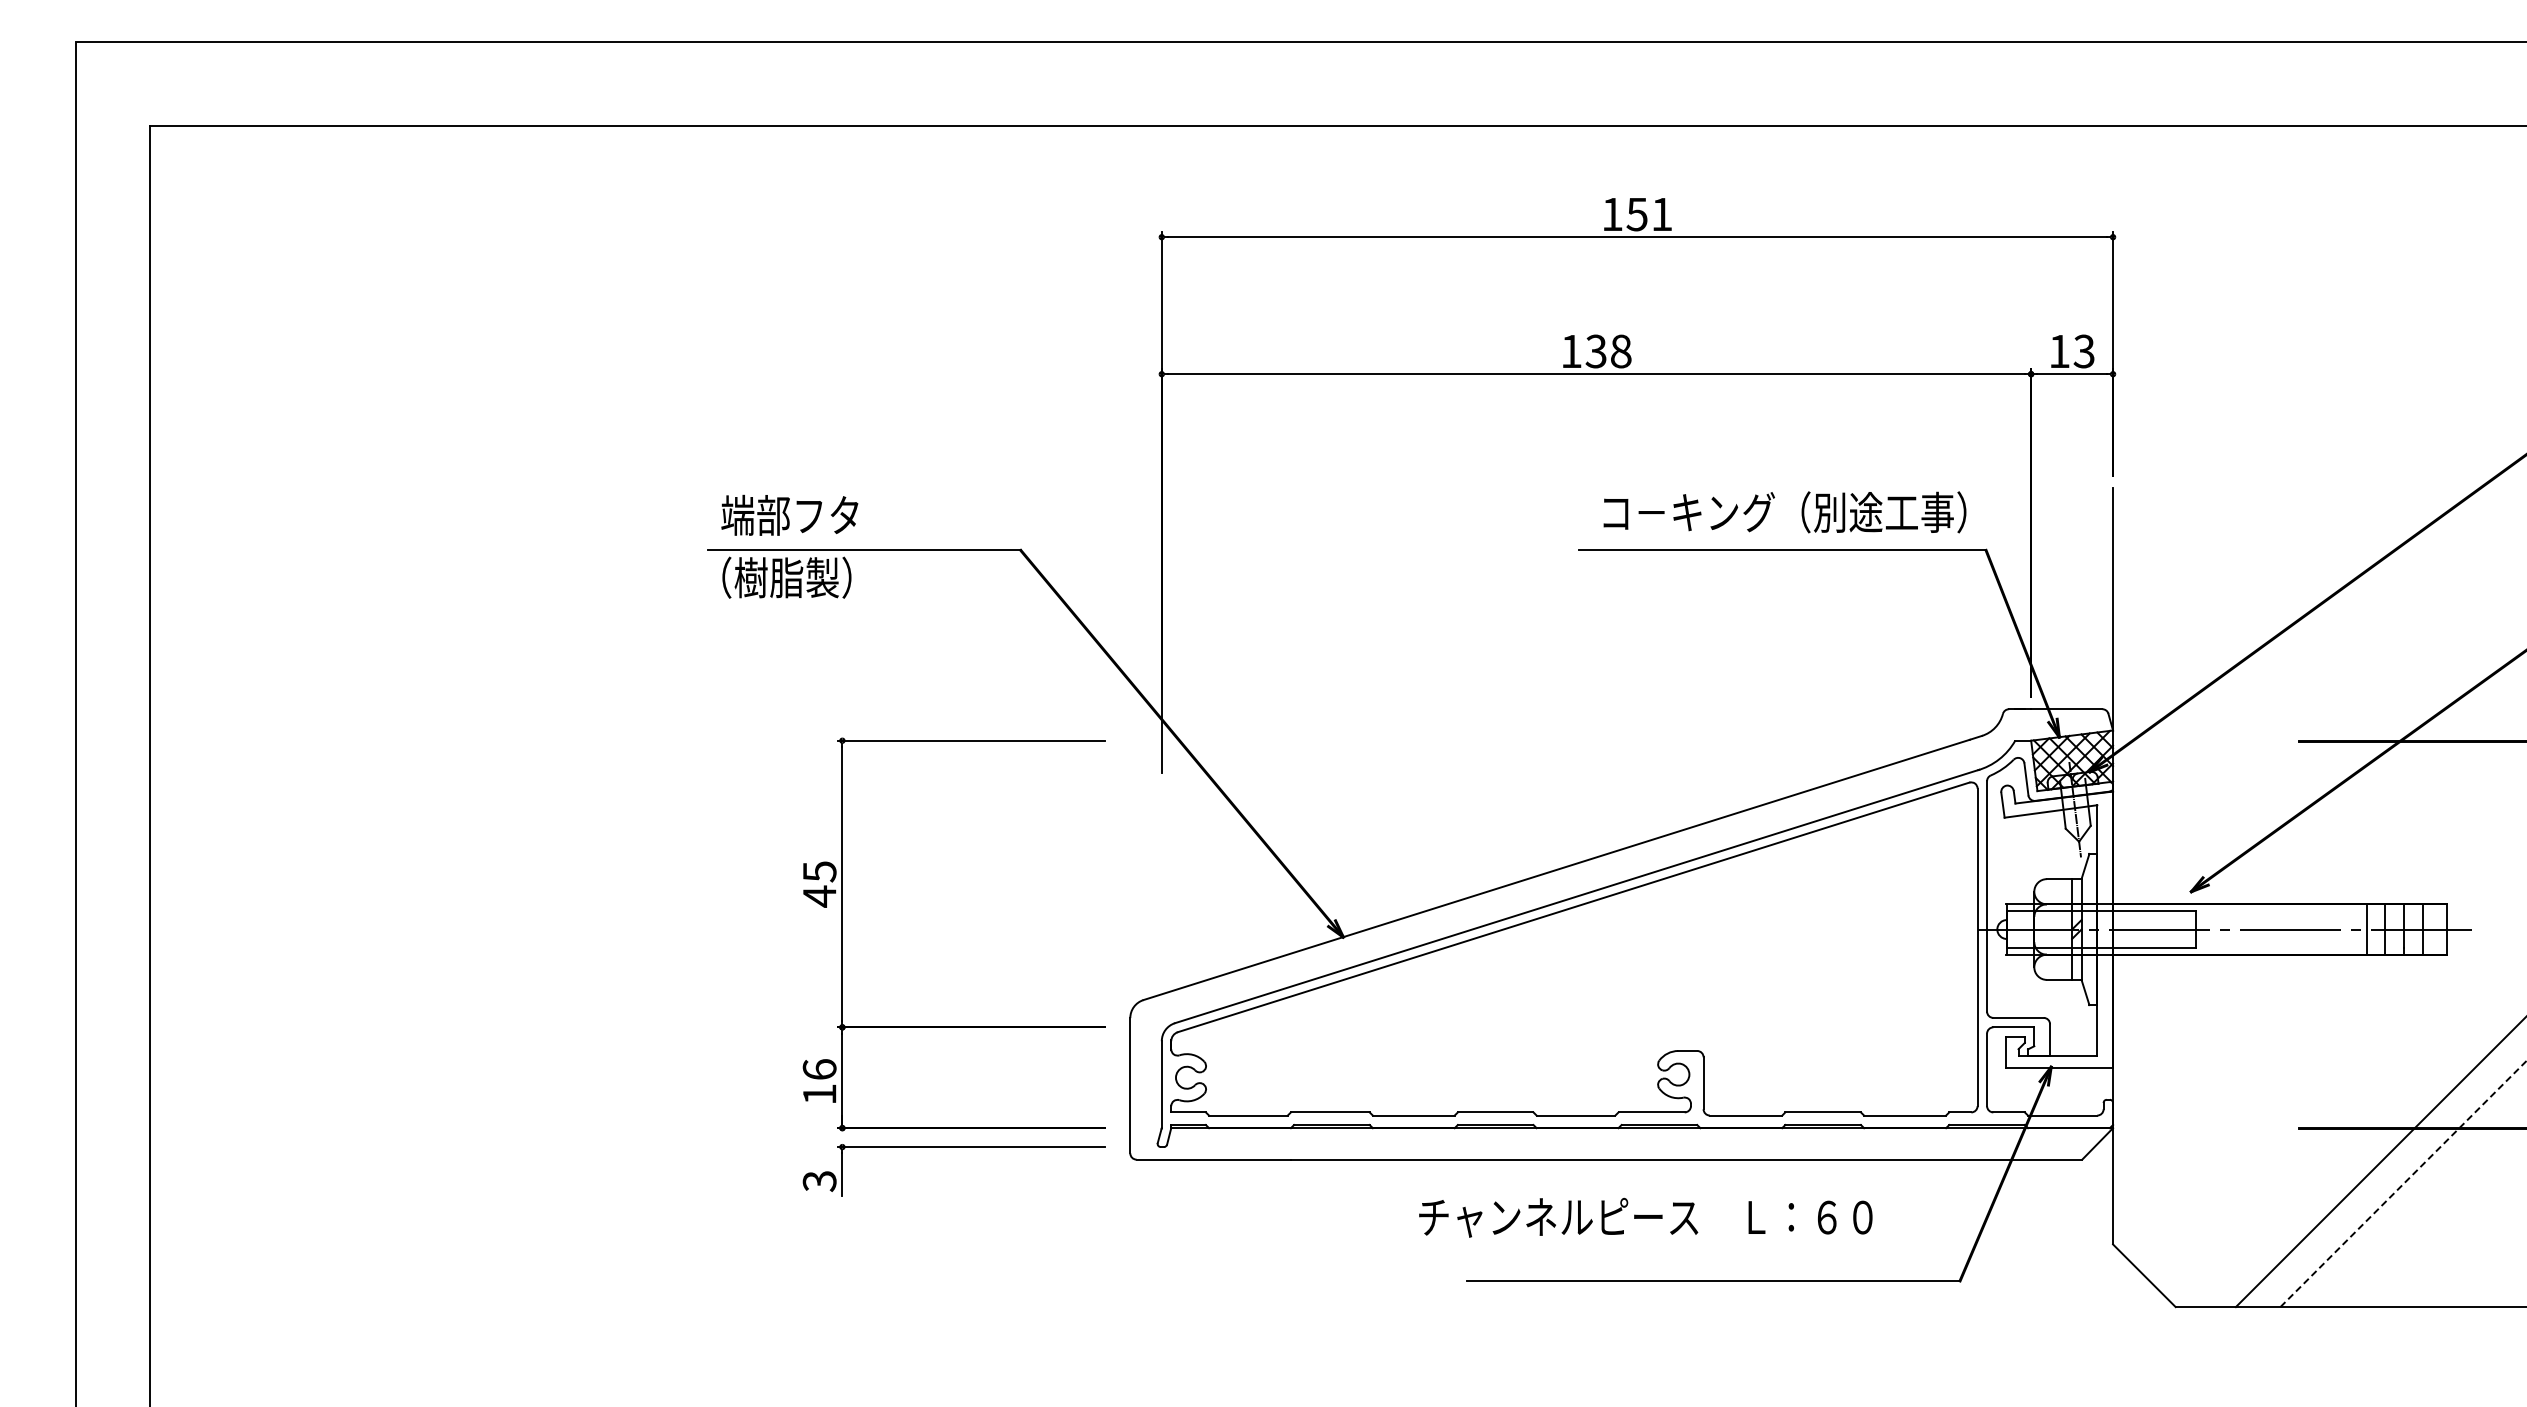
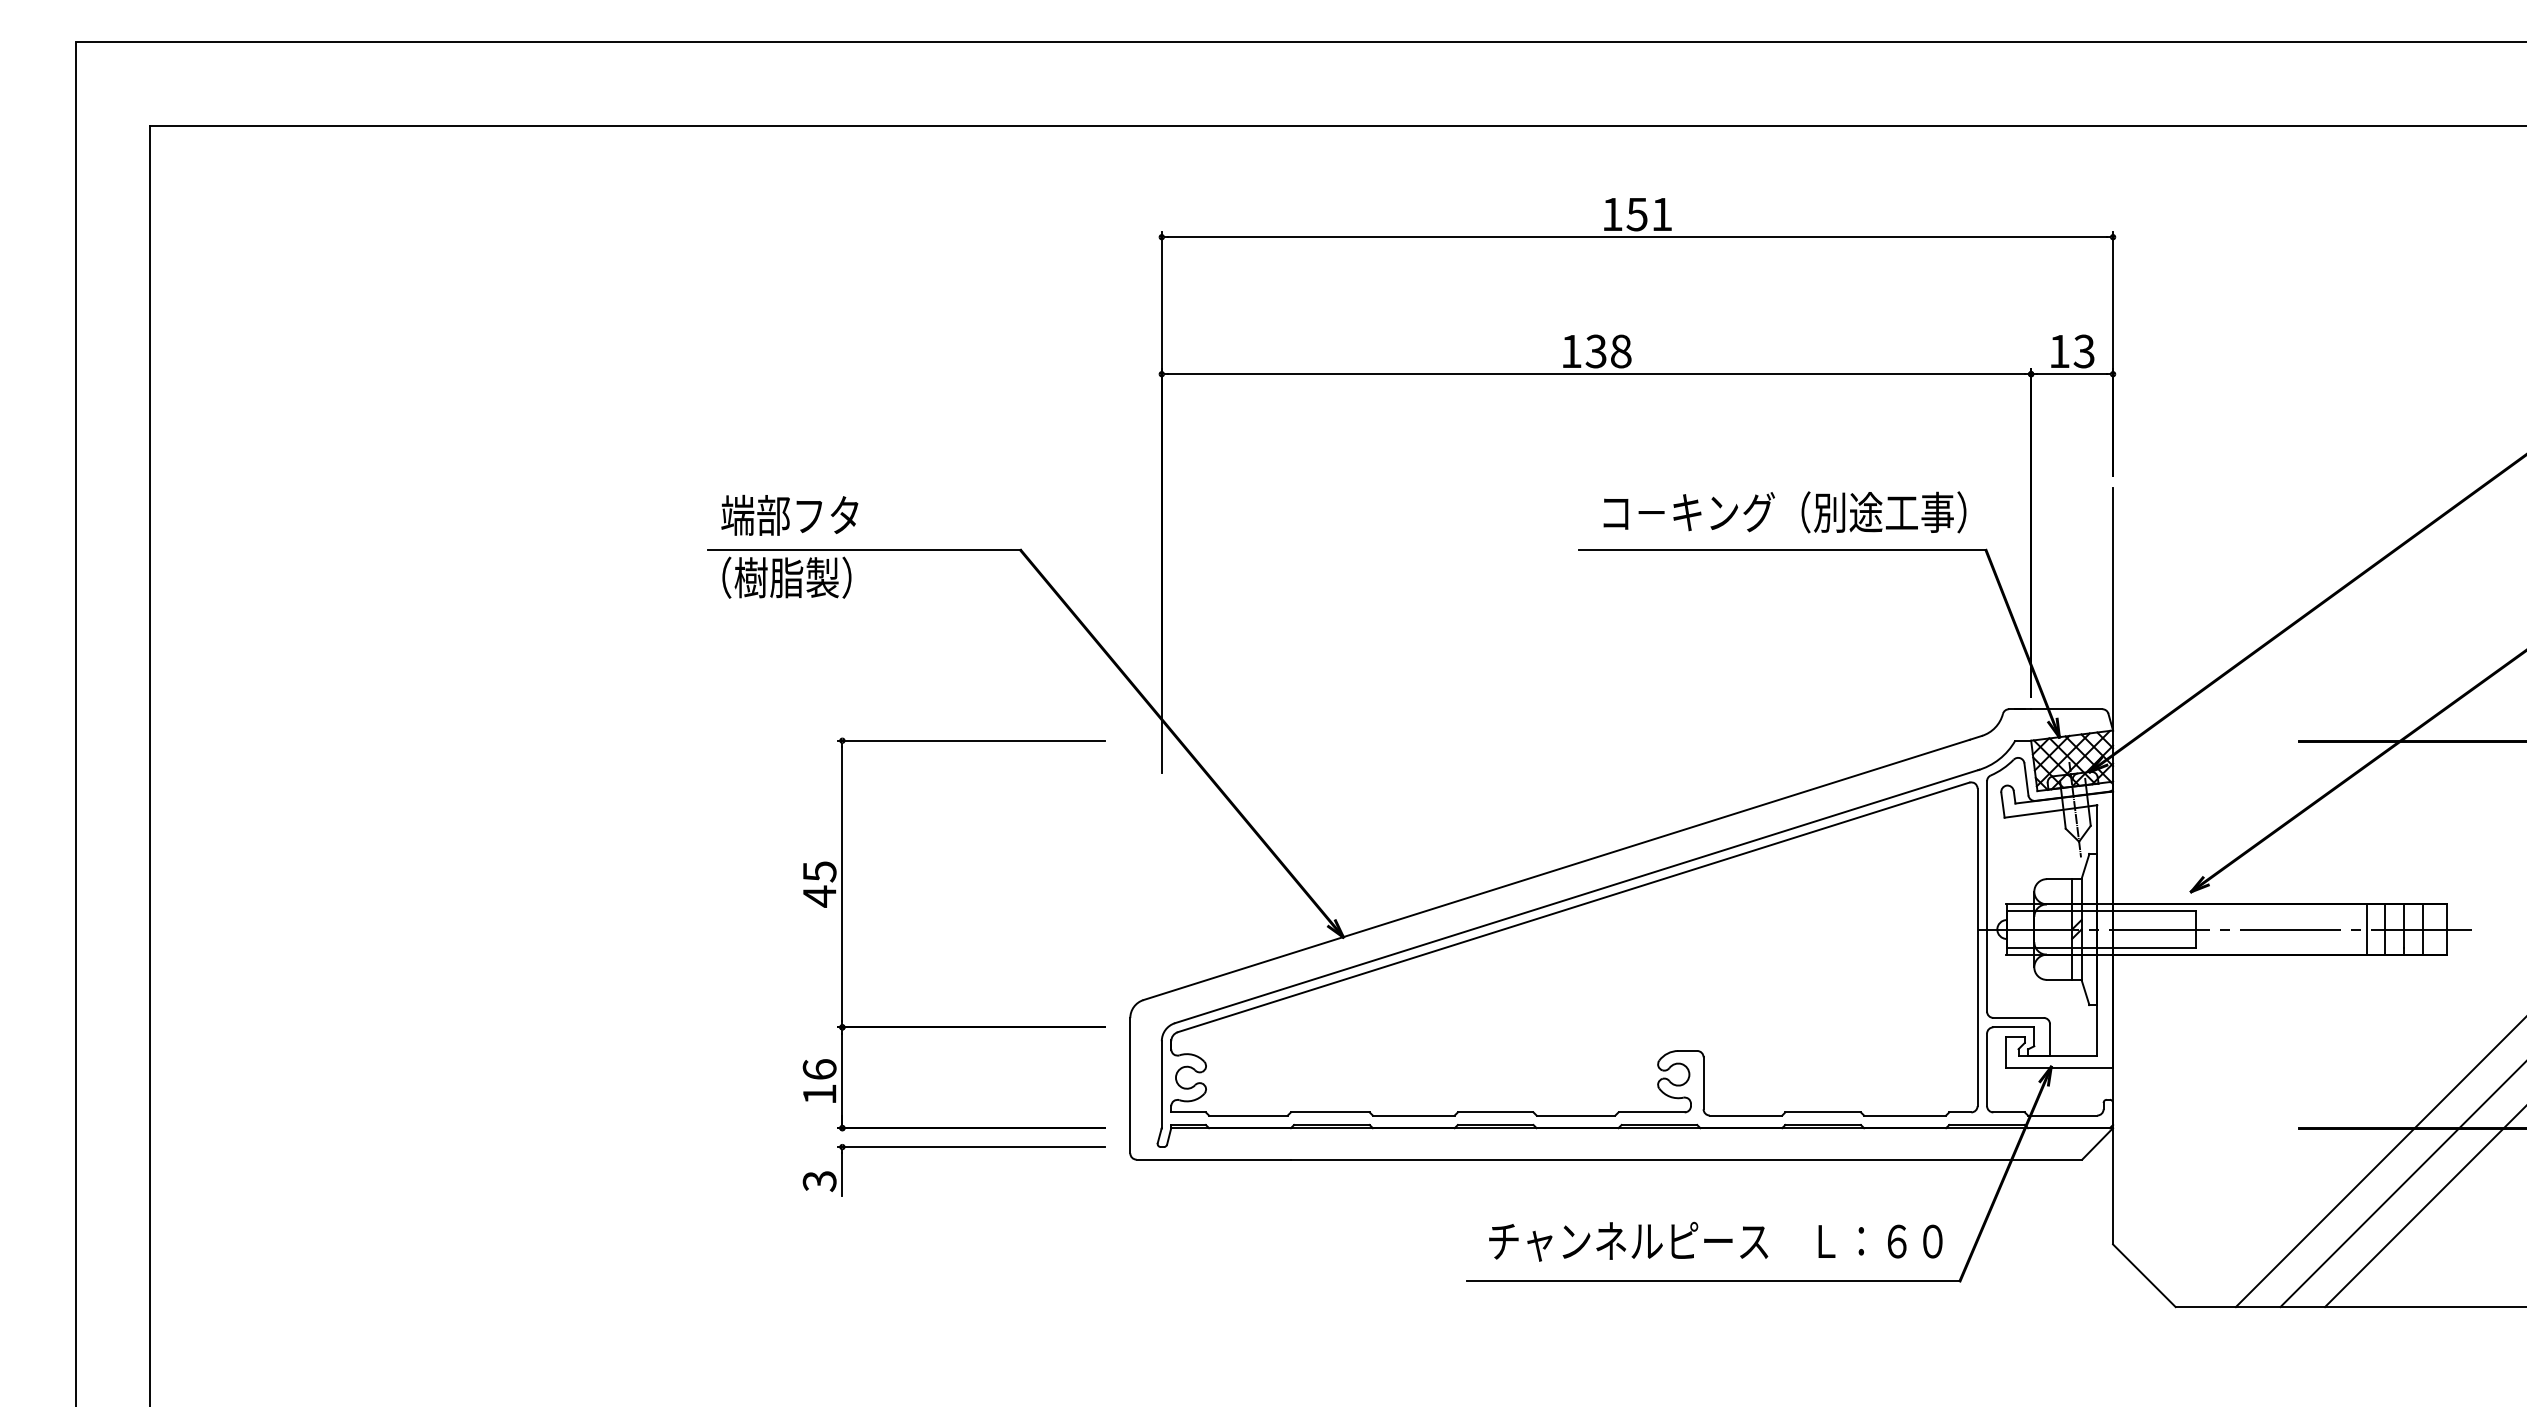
line: dashed -> solid (2403, 1183)
line: none -> present (2424, 1207)
text position: (1645, 1217) -> (1715, 1241) (1715, 1241)
